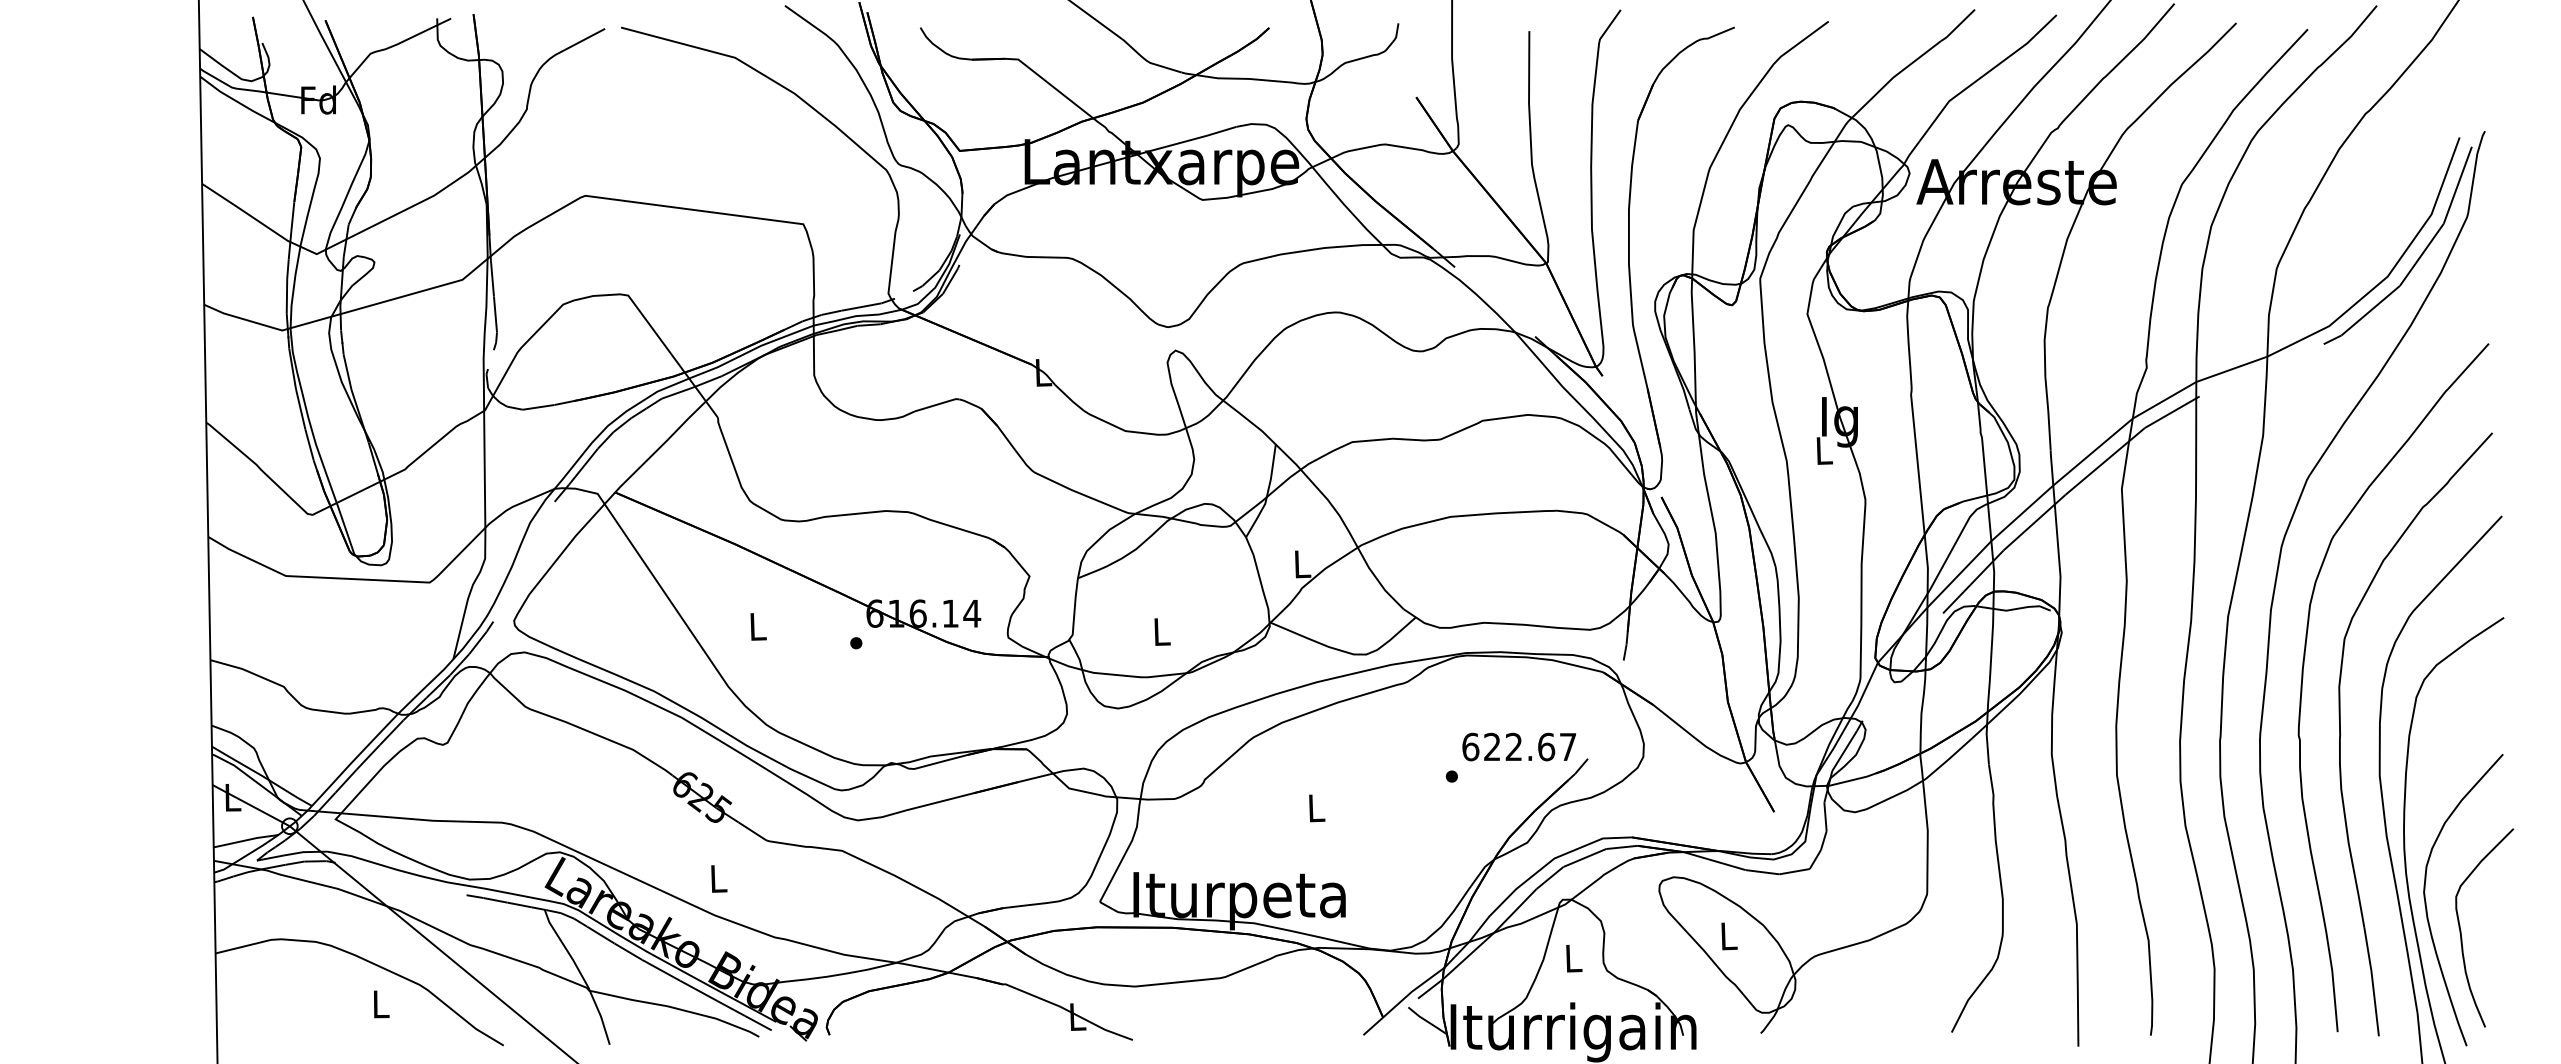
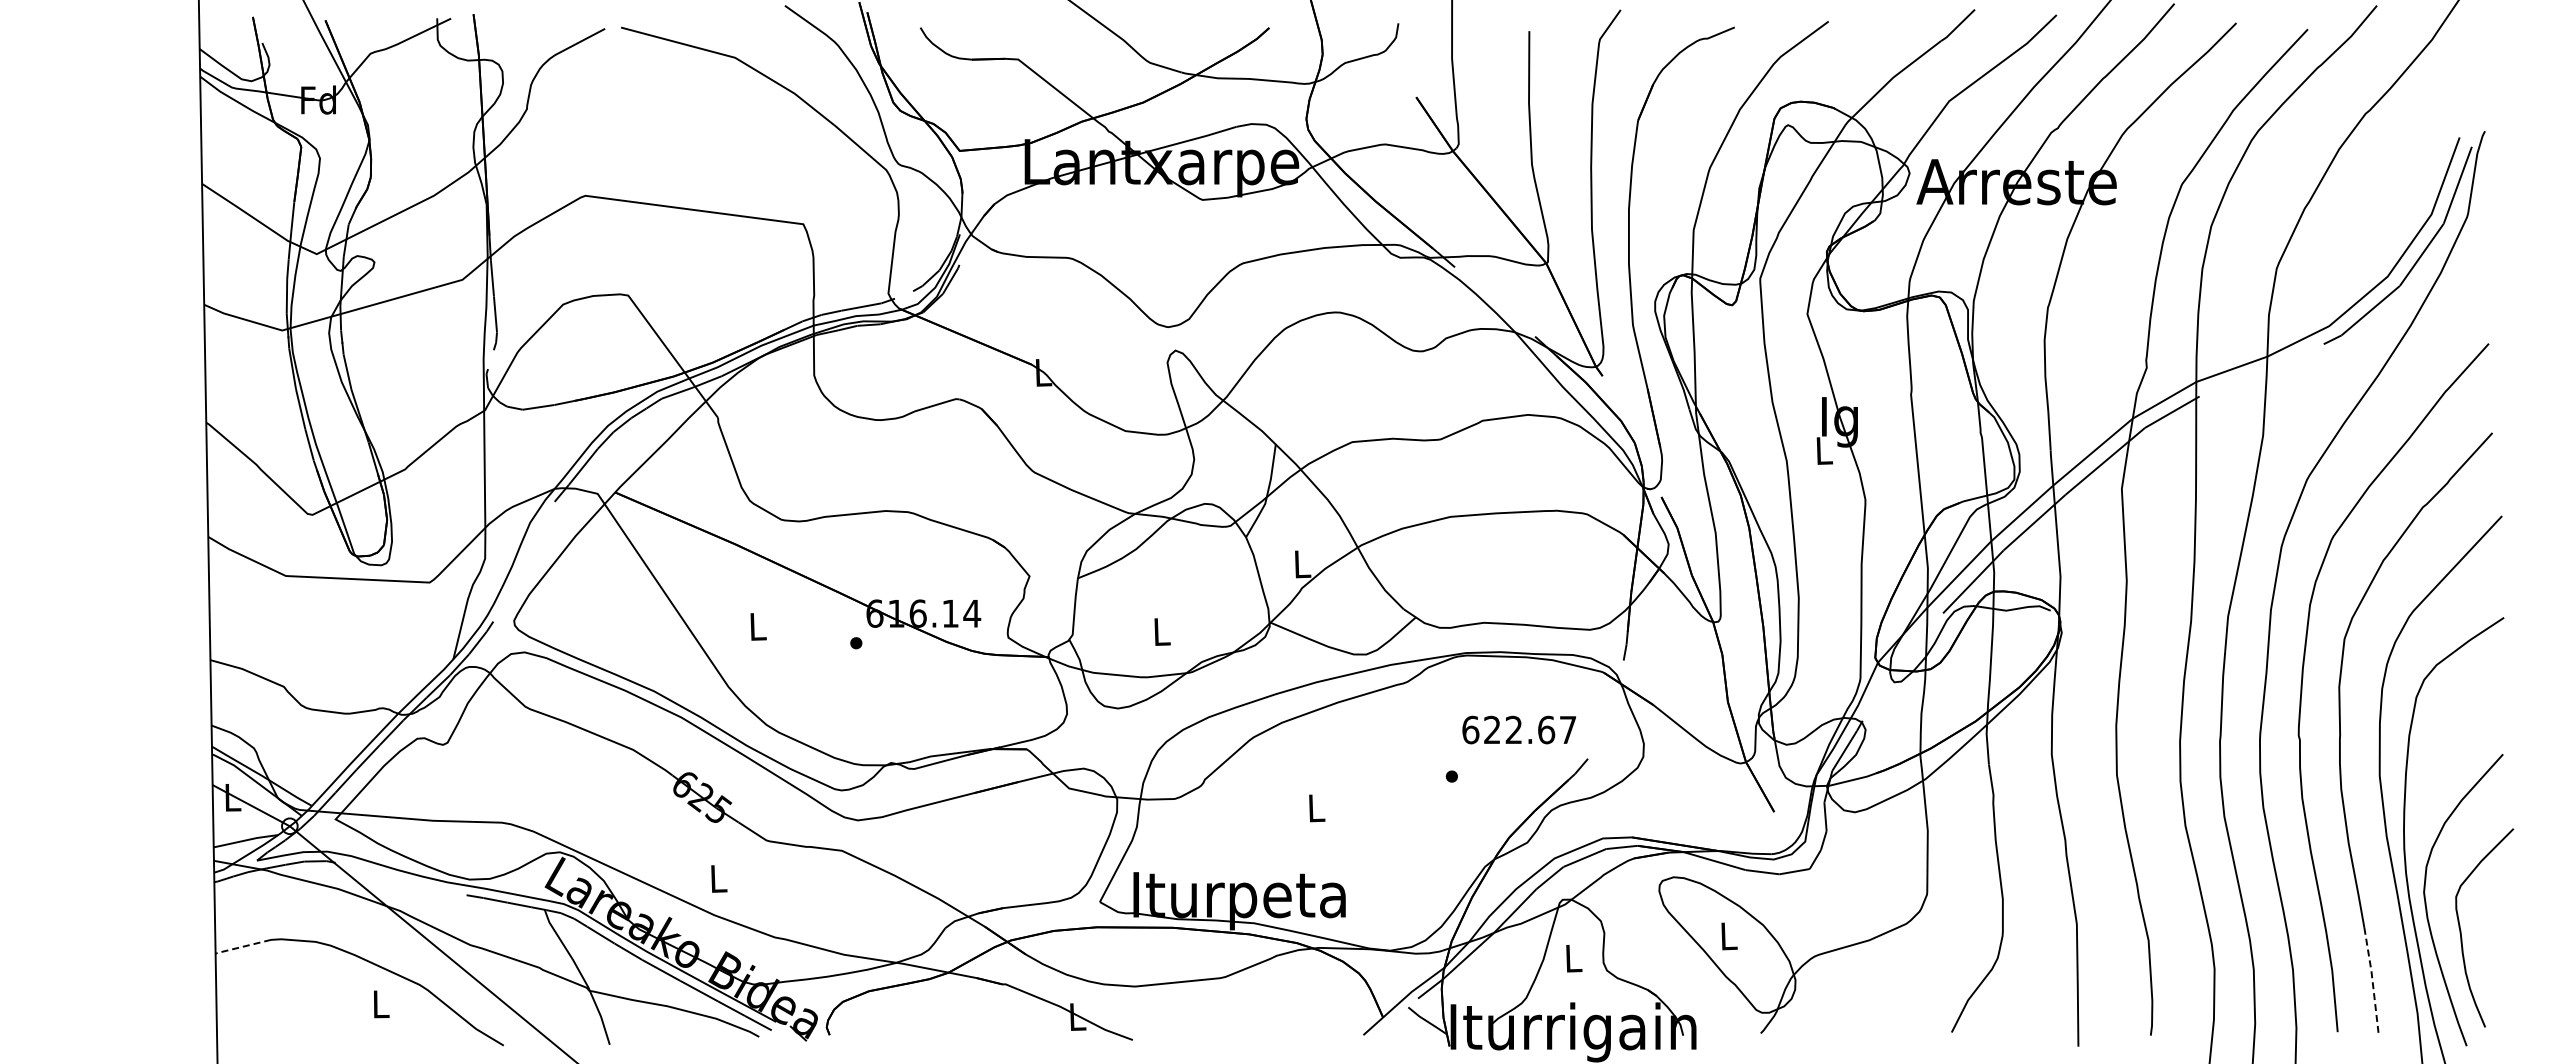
text position: (1518, 746) -> (1518, 729) (1518, 729)
line: solid -> dashed (242, 946)
line: solid -> dashed (2372, 981)
